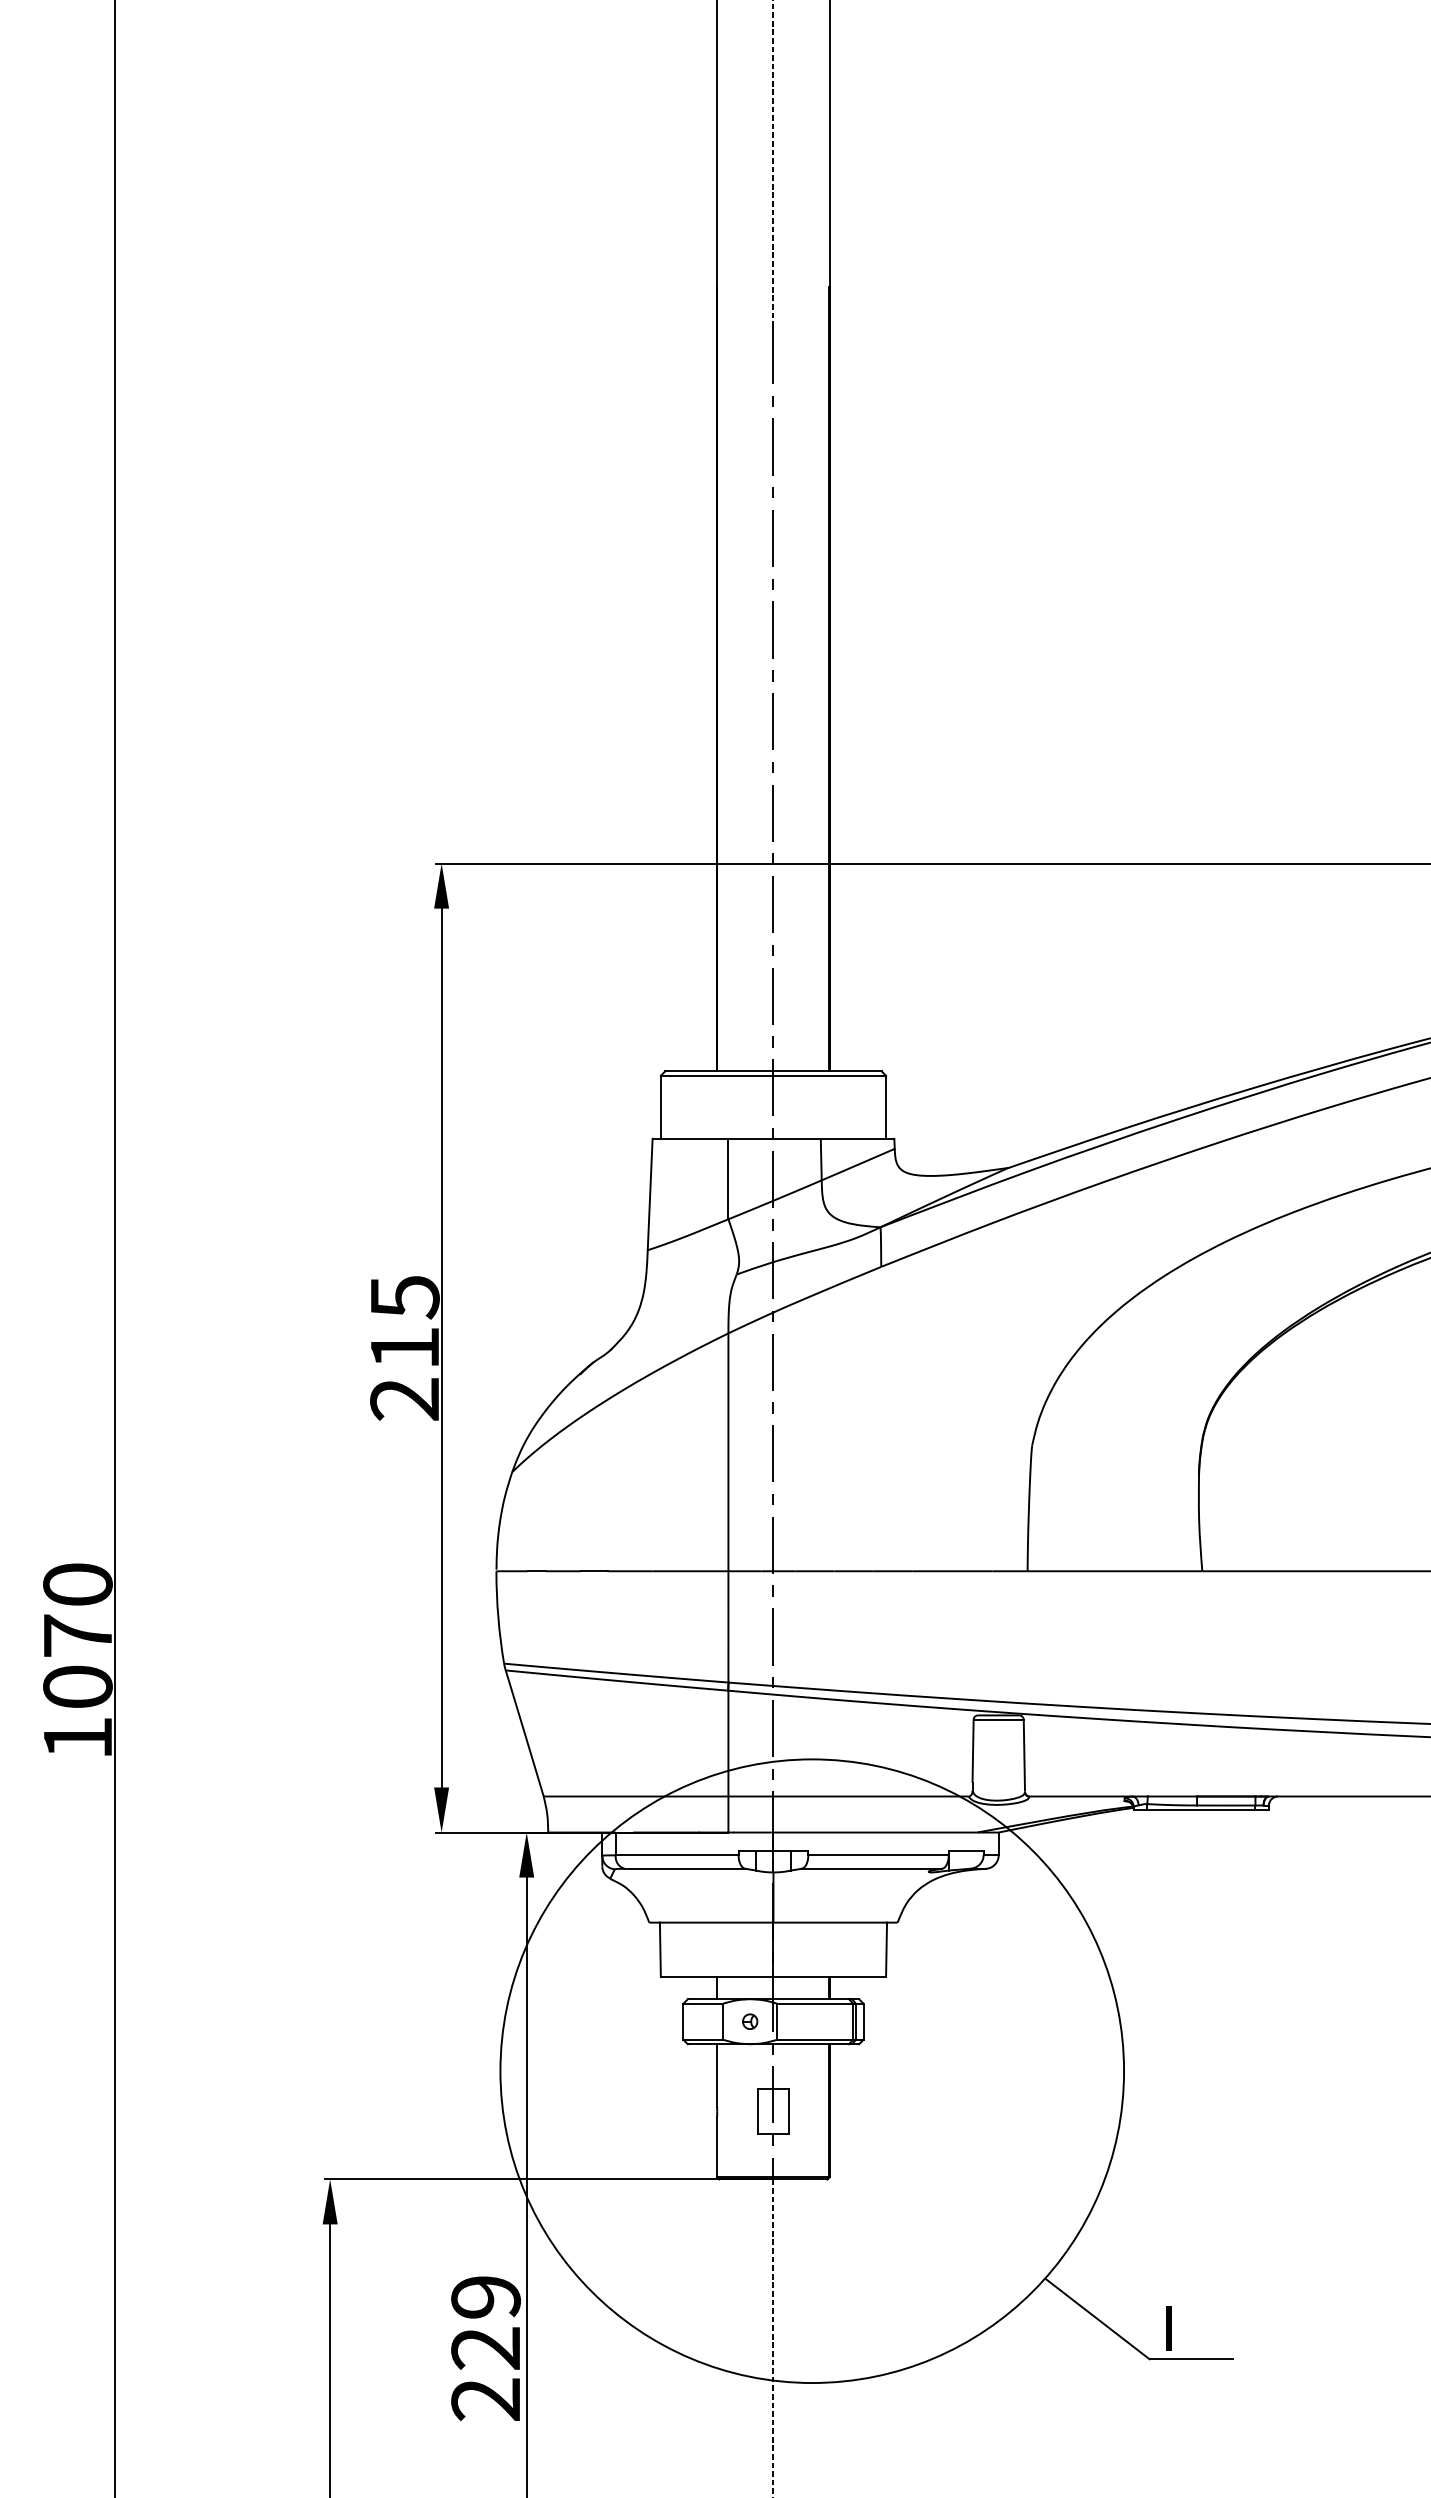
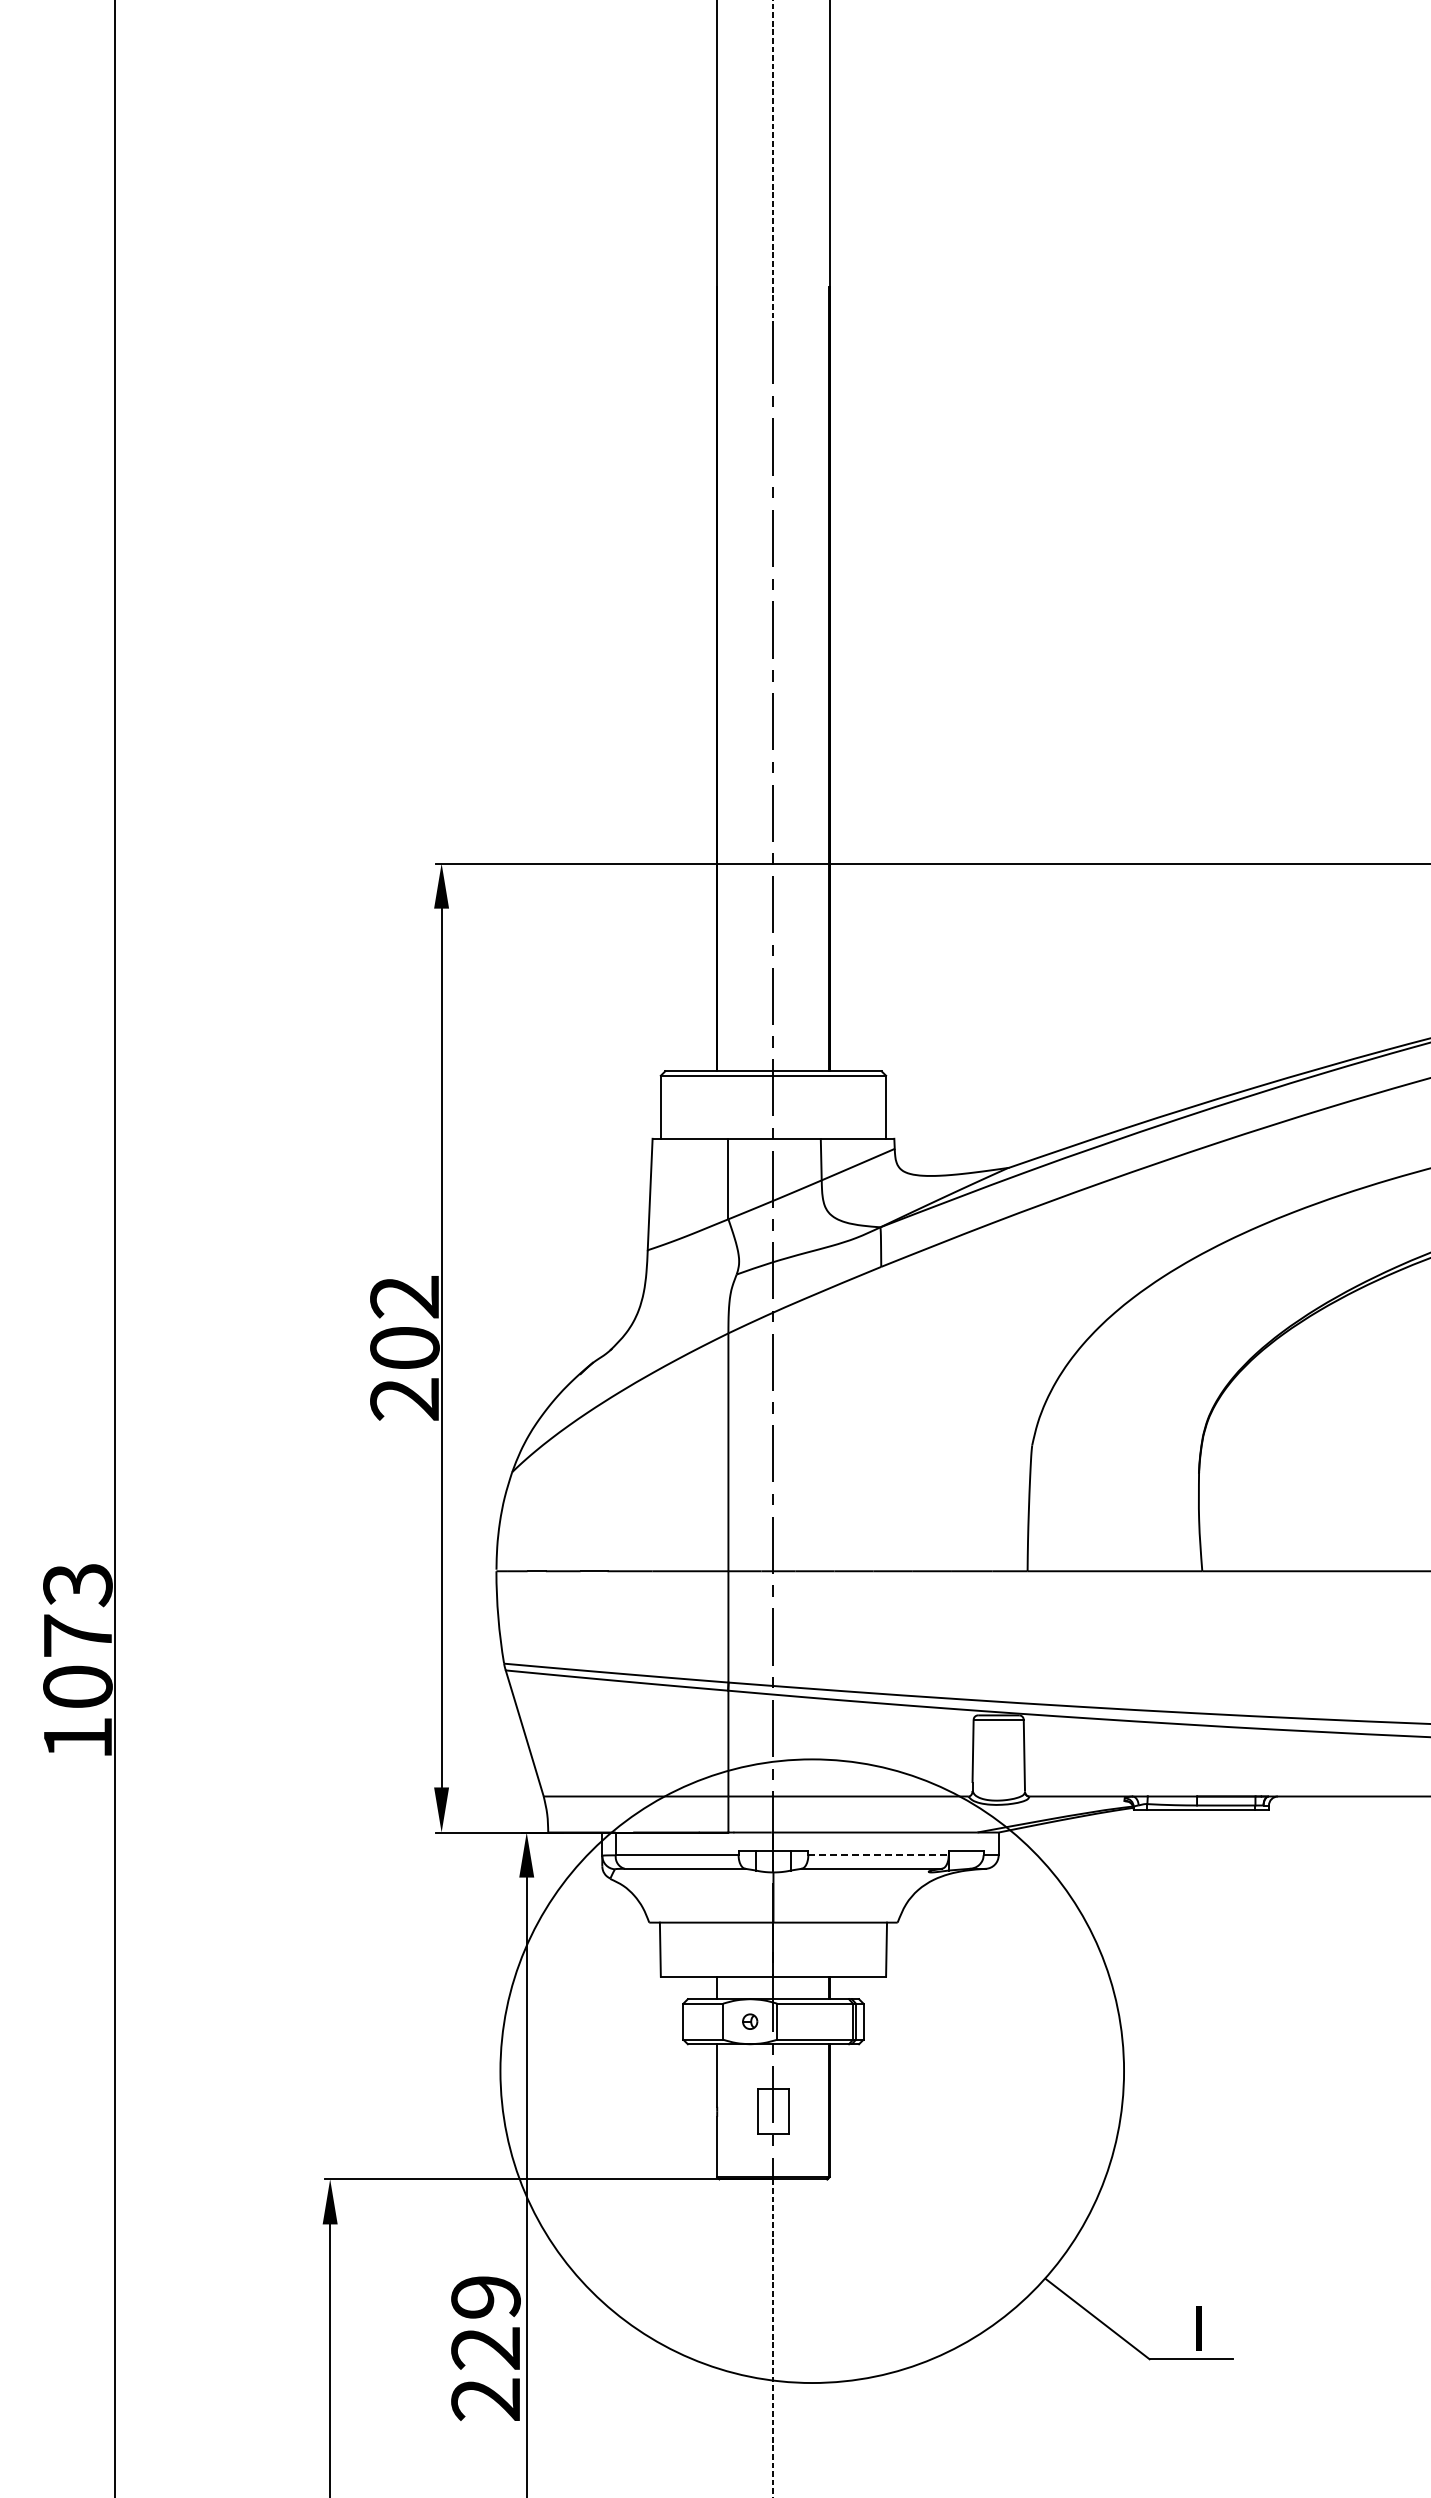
text: 215 -> 202 (404, 1322)
text: 1070 -> 1073 (77, 1585)
line: solid -> dashed (879, 1855)
text position: (1168, 2328) -> (1198, 2328) (1198, 2328)
